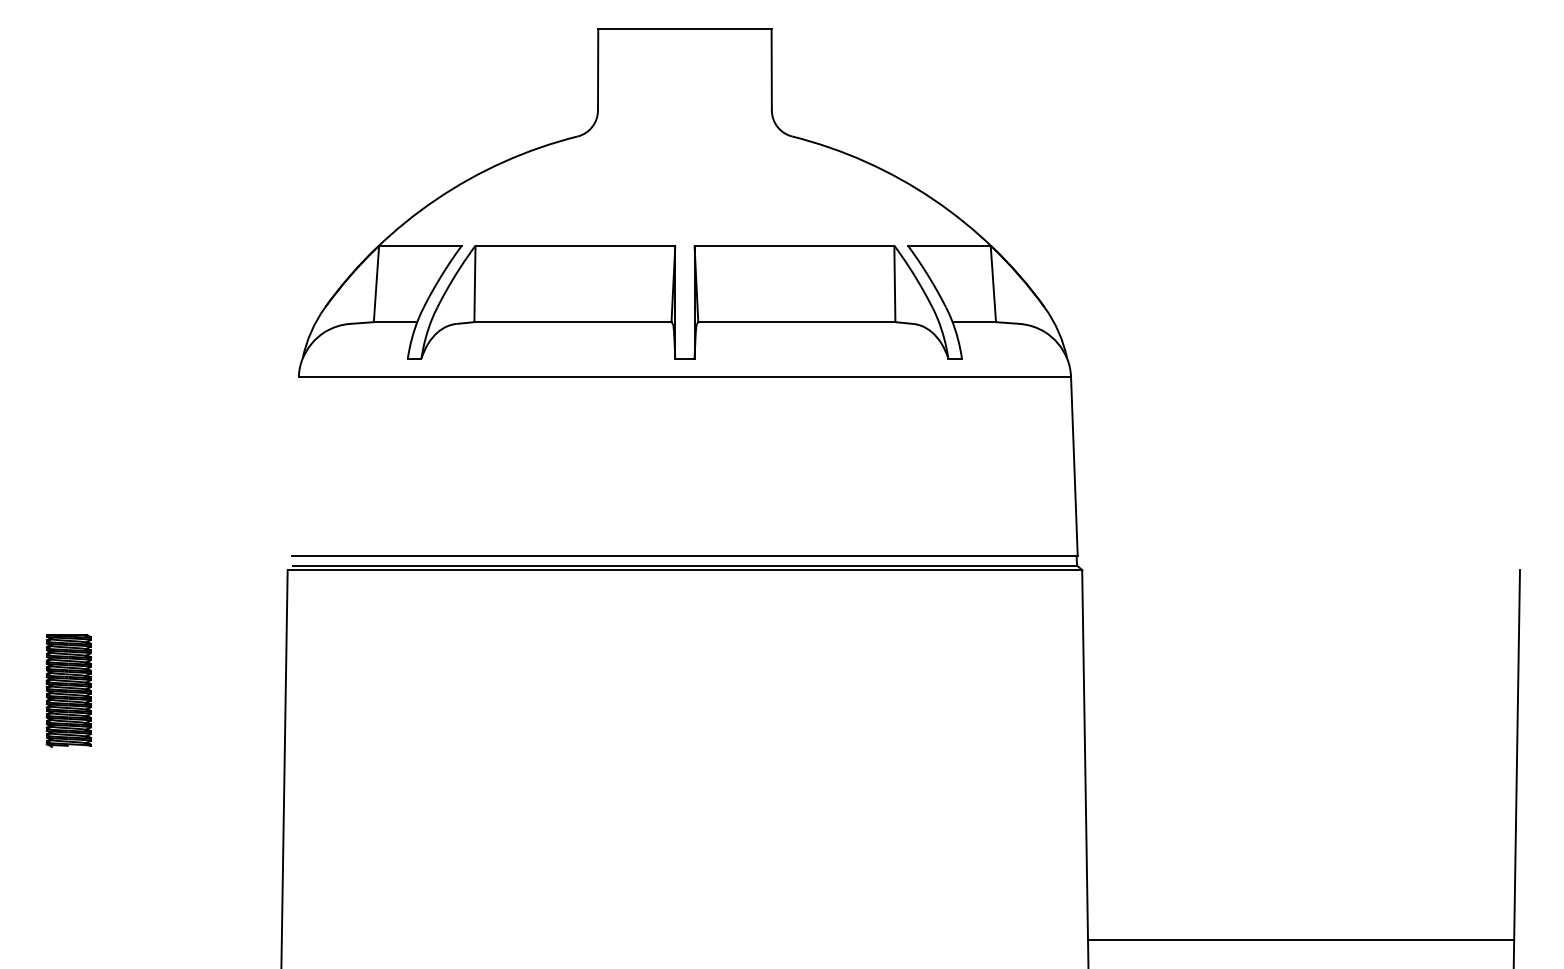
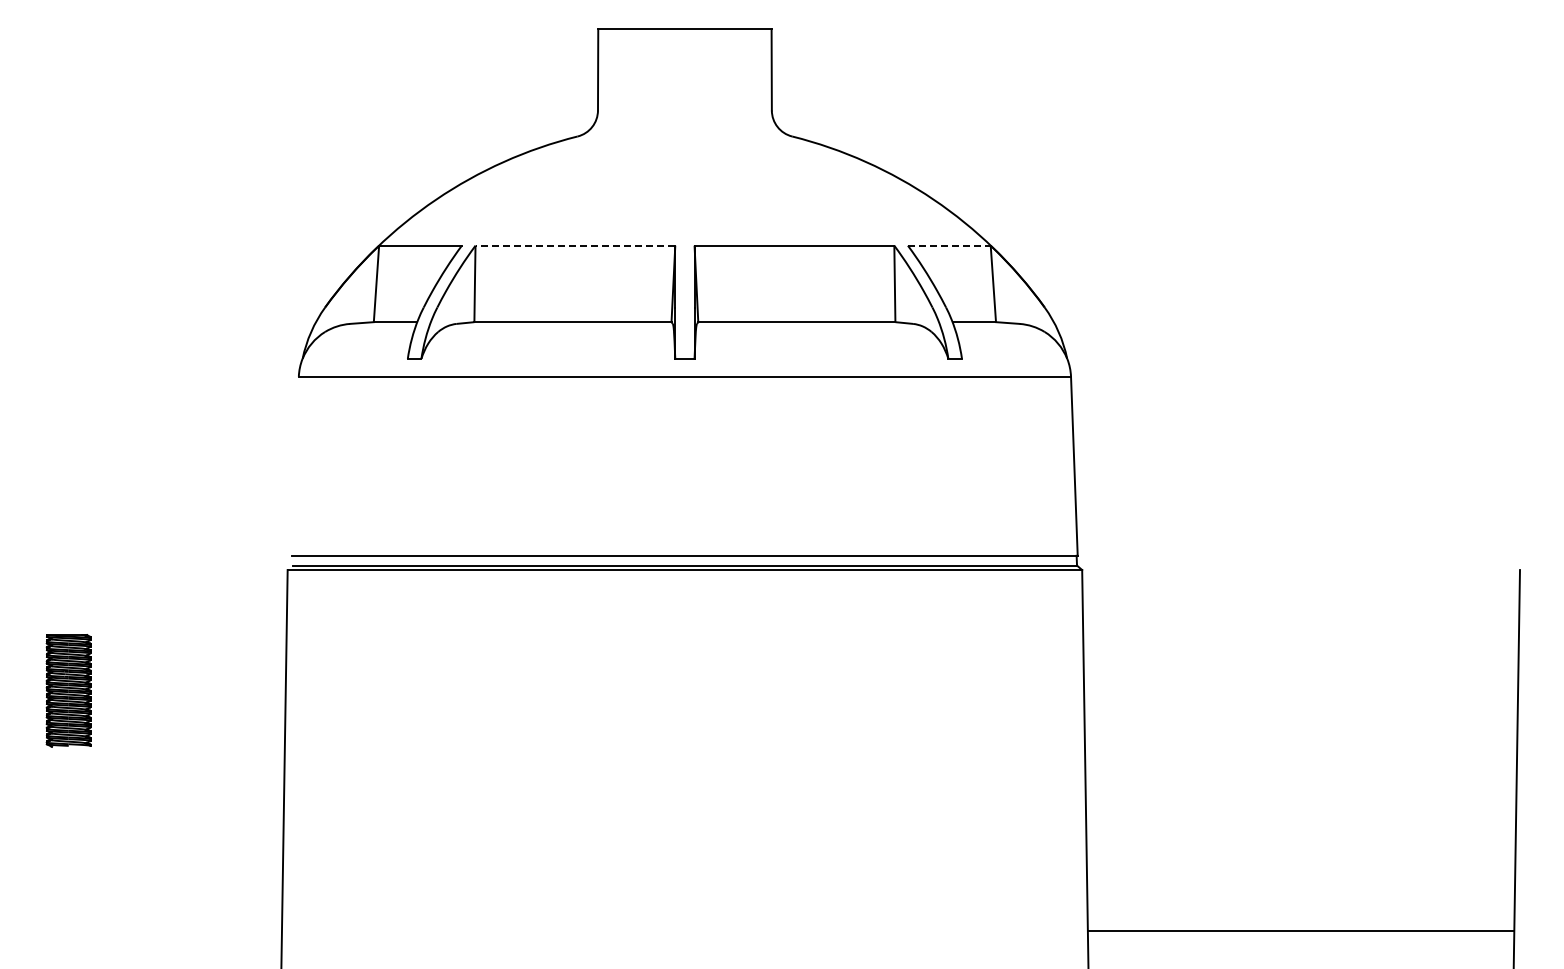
line: solid -> dashed (575, 245)
line: solid -> dashed (949, 245)
line position: (1301, 939) -> (1301, 930) (1301, 930)
